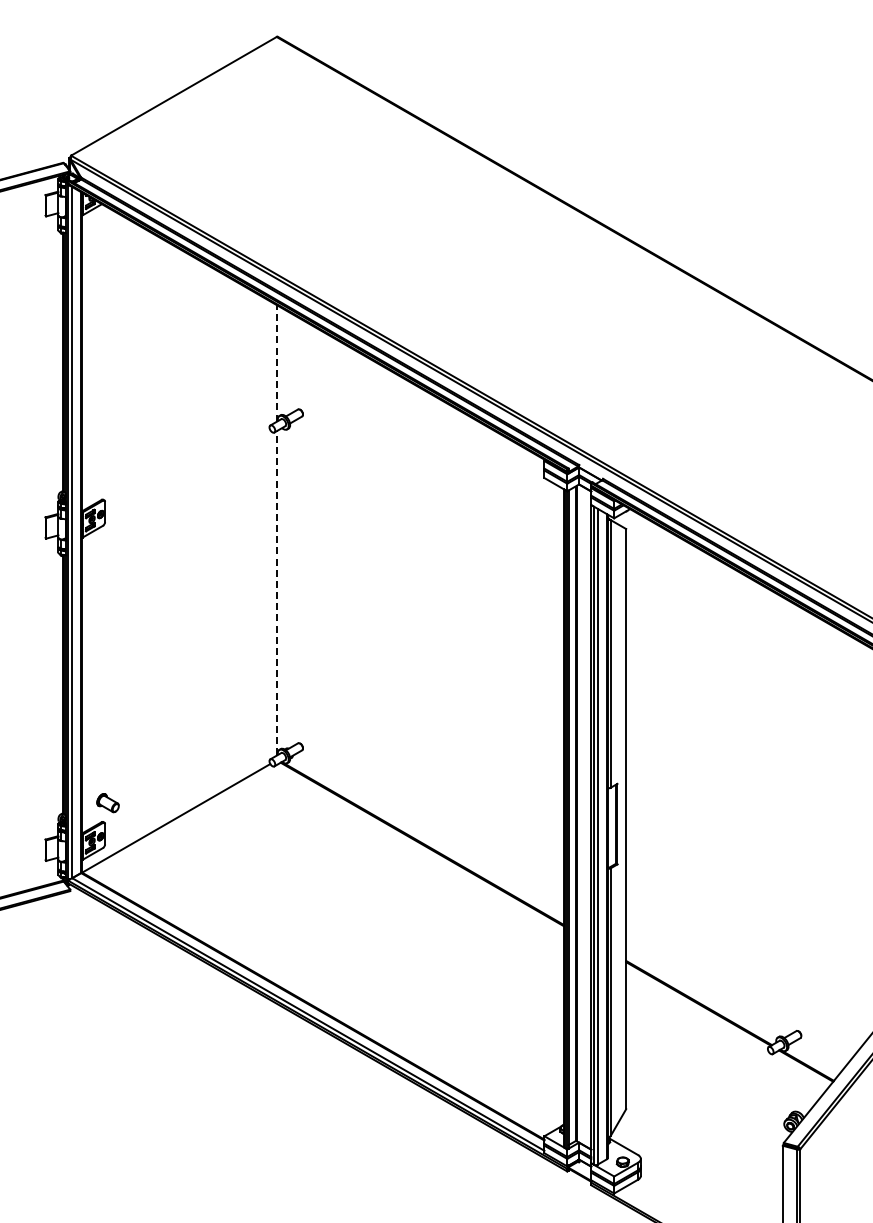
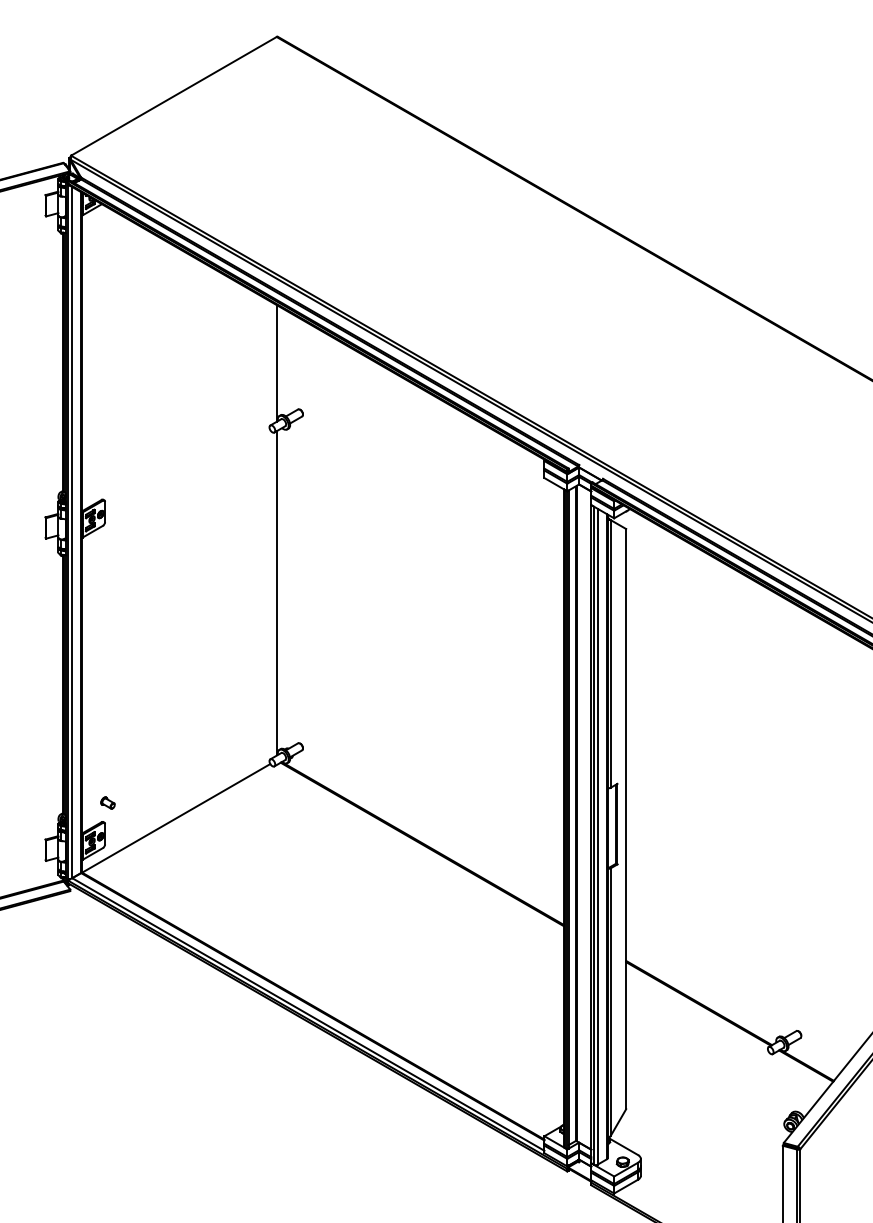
line: dashed -> solid (277, 362)
line: dashed -> solid (277, 592)
part size: 24x21 px -> 16x14 px (107, 802)
